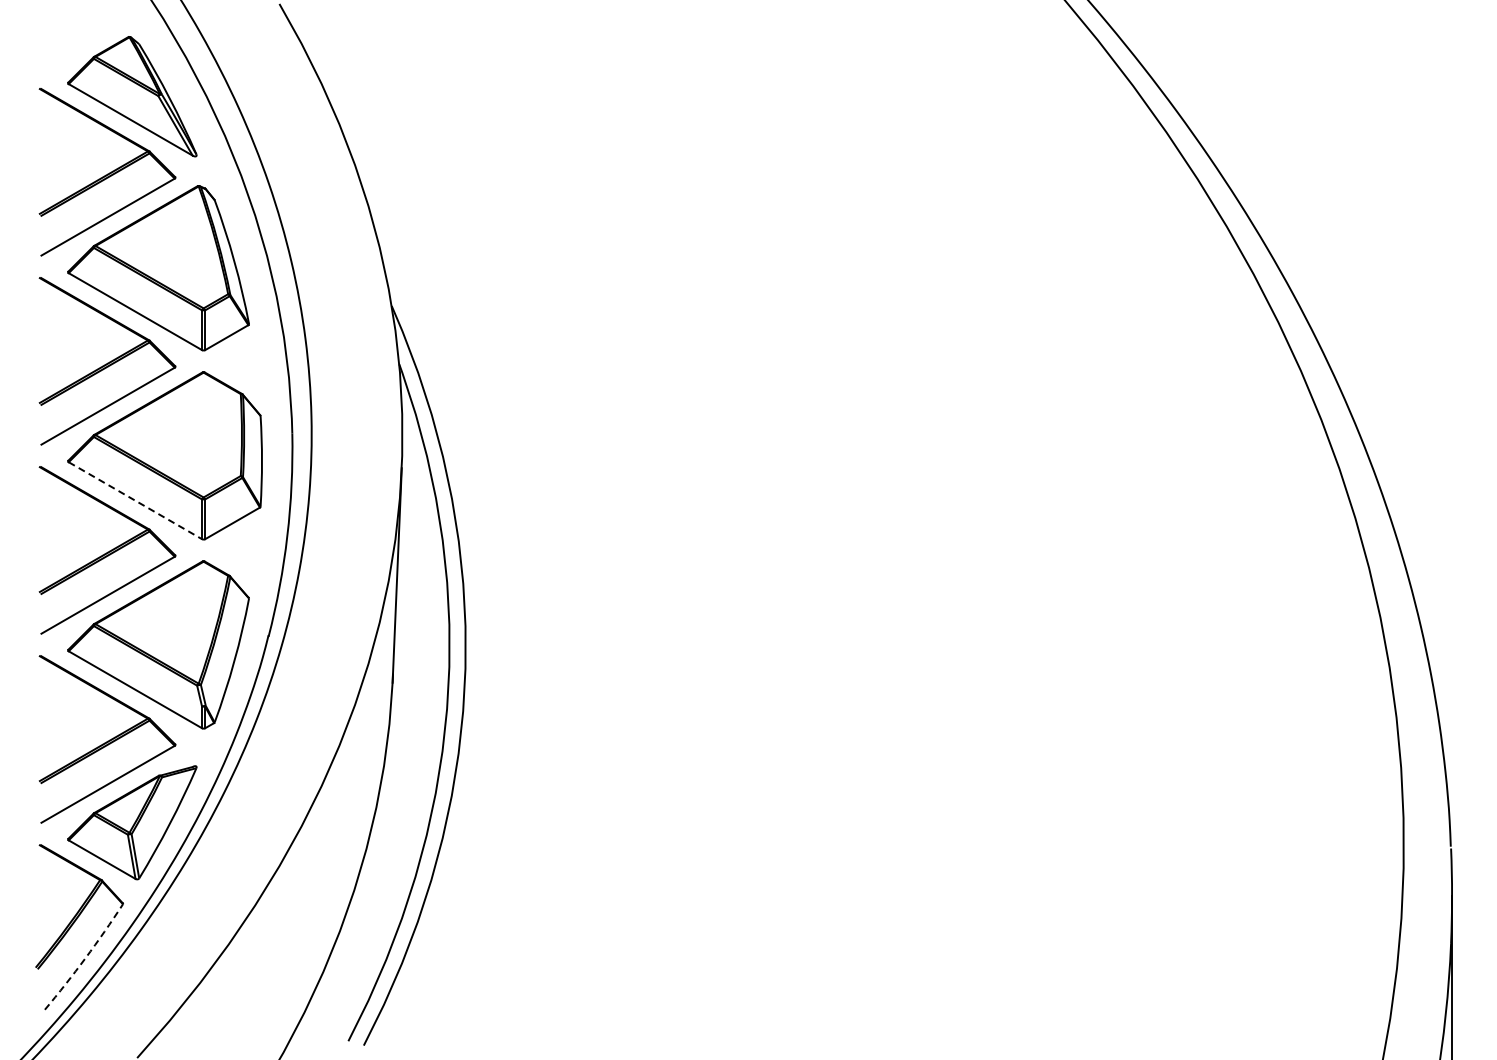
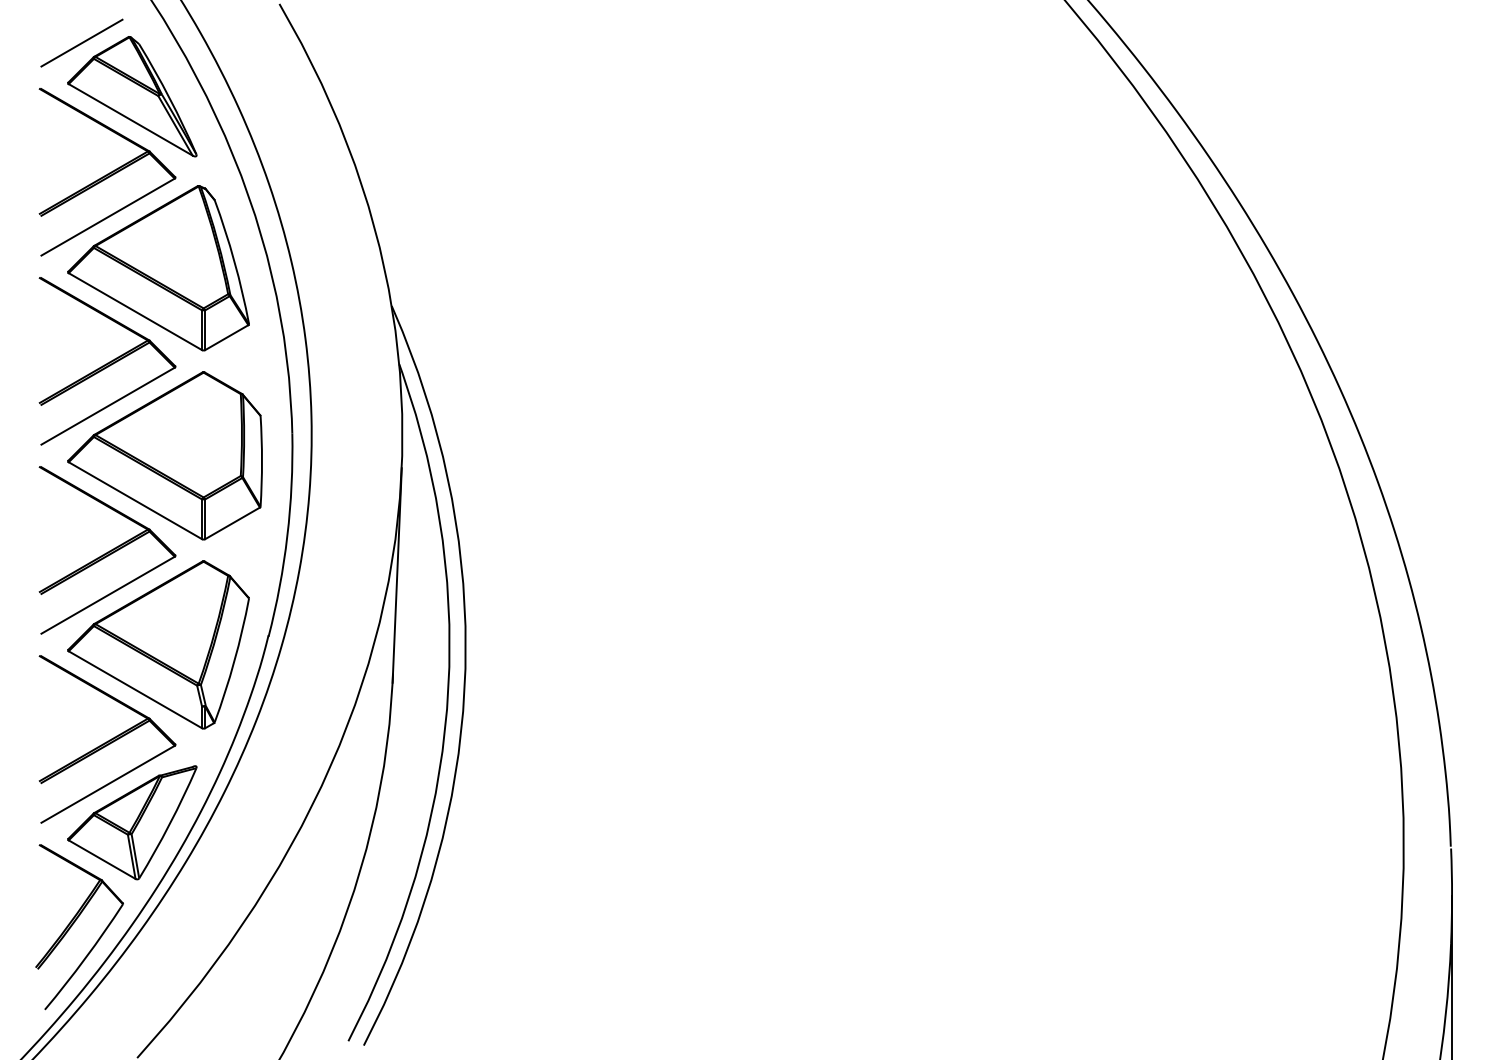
line: none -> present (81, 42)
line: dashed -> solid (135, 500)
arc: dashed -> solid (85, 958)
